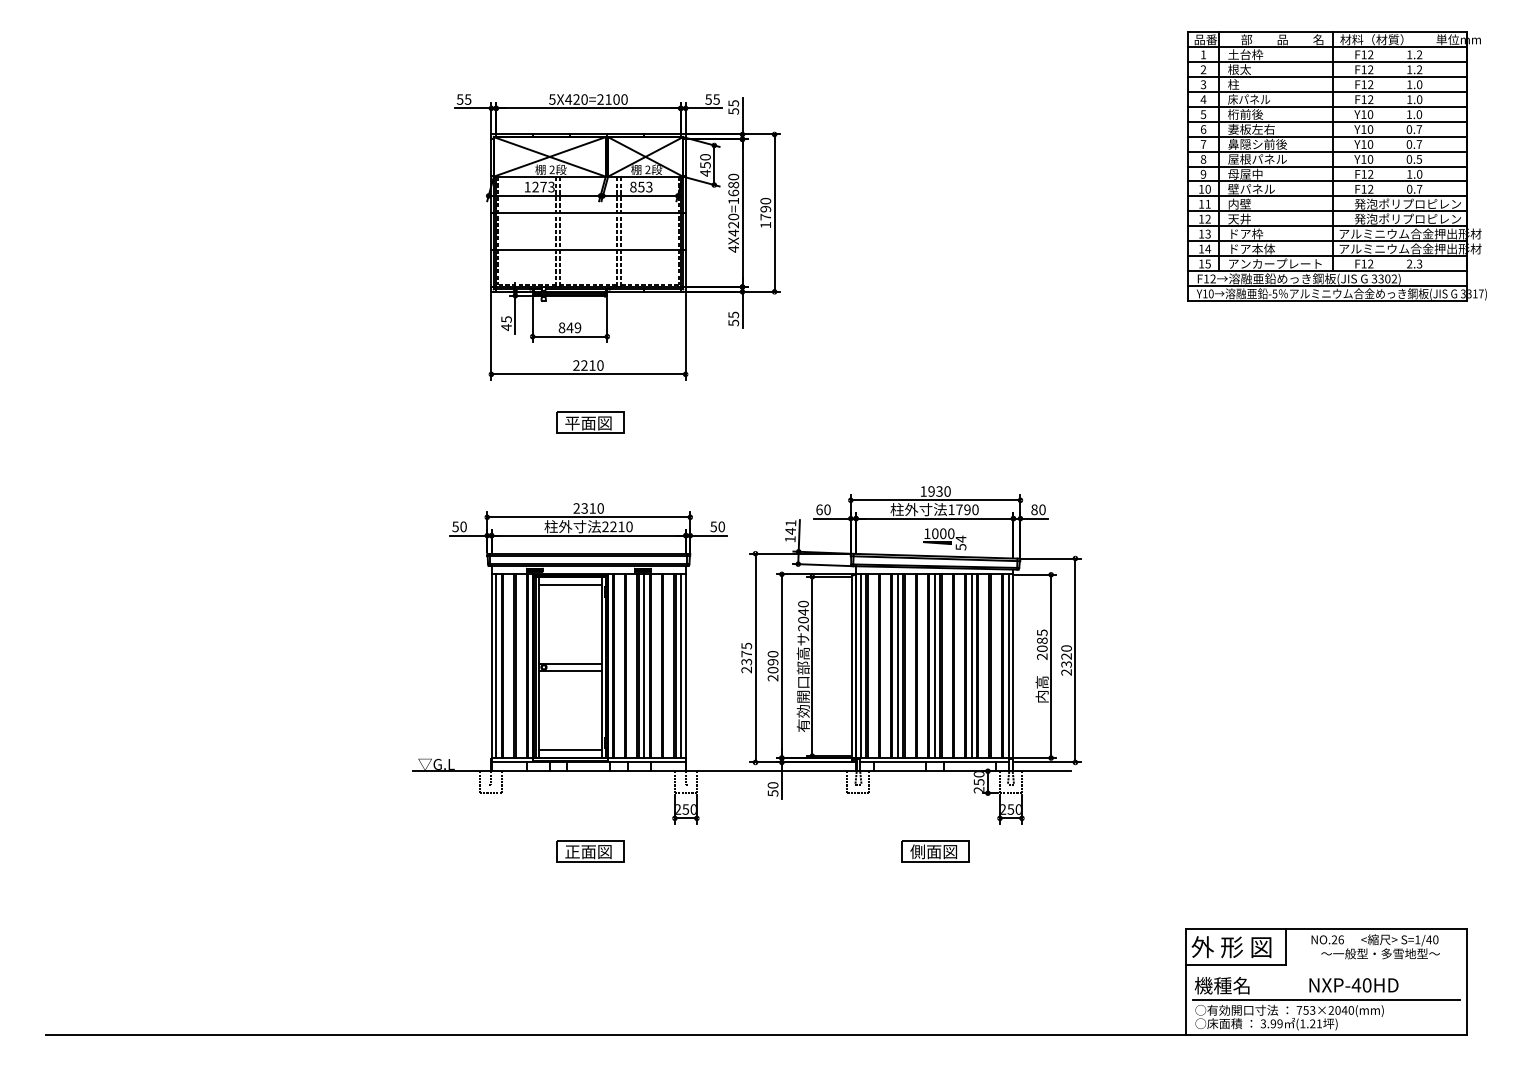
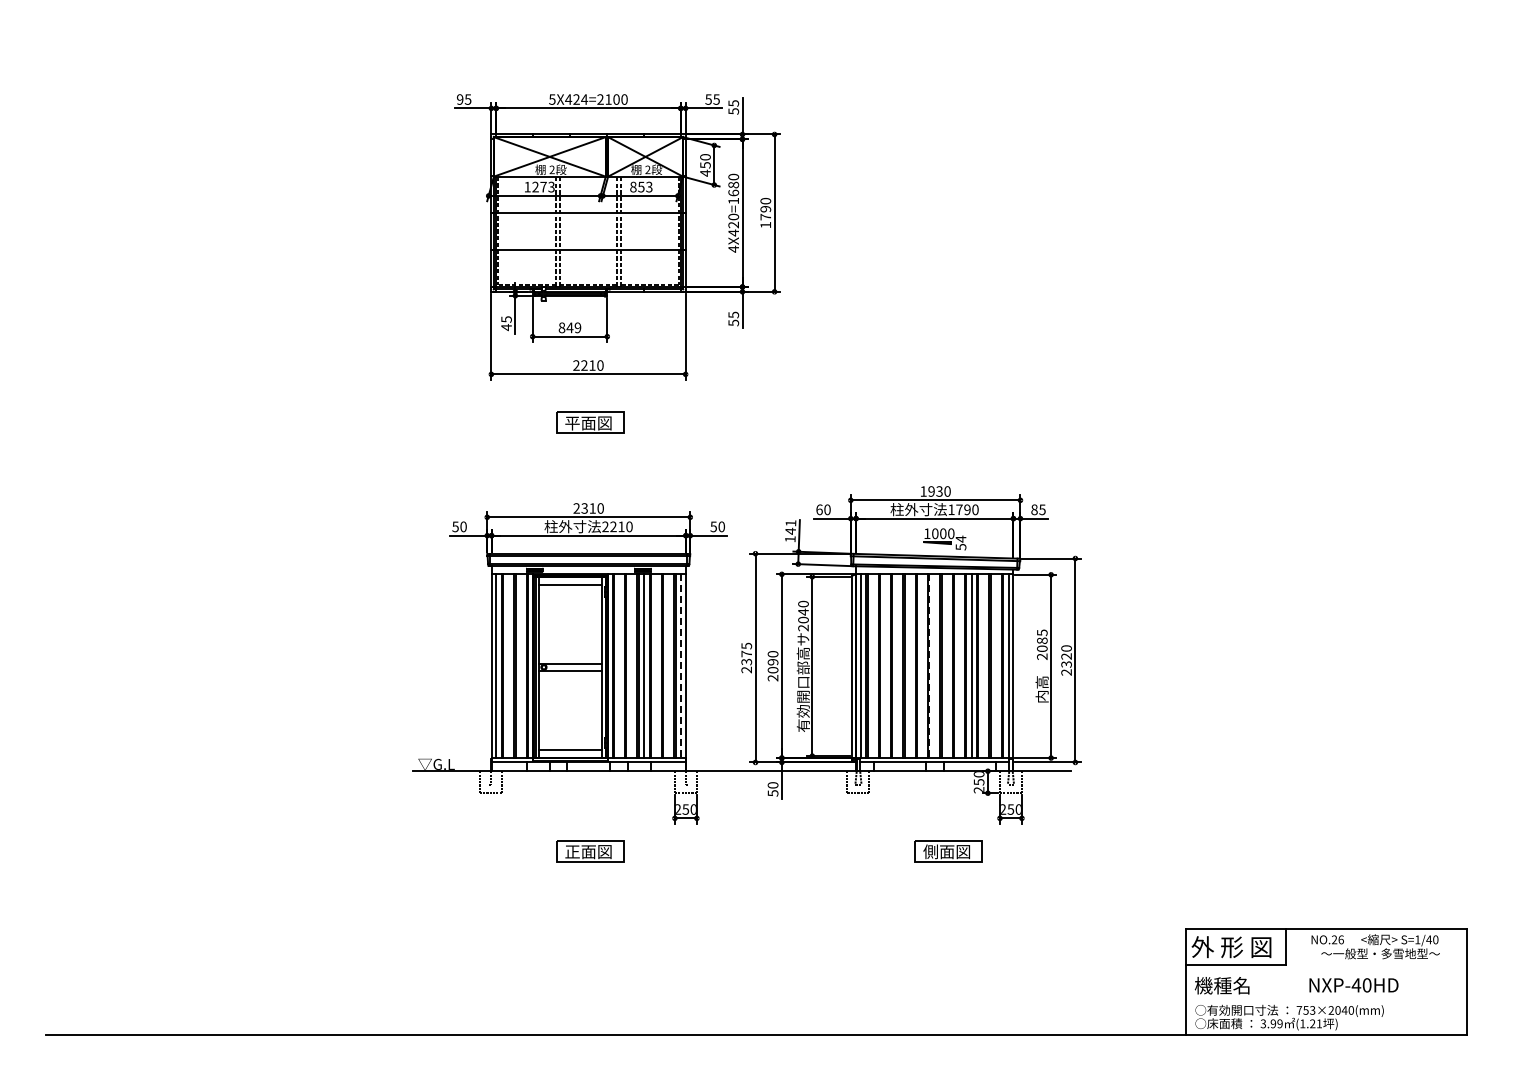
text: 55 -> 95 (459, 99)
text: 5X420=2100 -> 5X424=2100 (584, 99)
part: present -> none (1336, 166)
text: 80 -> 85 (1042, 509)
line: solid -> dashed (681, 666)
line: present -> none (897, 666)
line: solid -> dashed (929, 666)
line: present -> none (934, 666)
part position: (935, 851) -> (948, 851) (948, 851)
line: present -> none (1326, 999)
